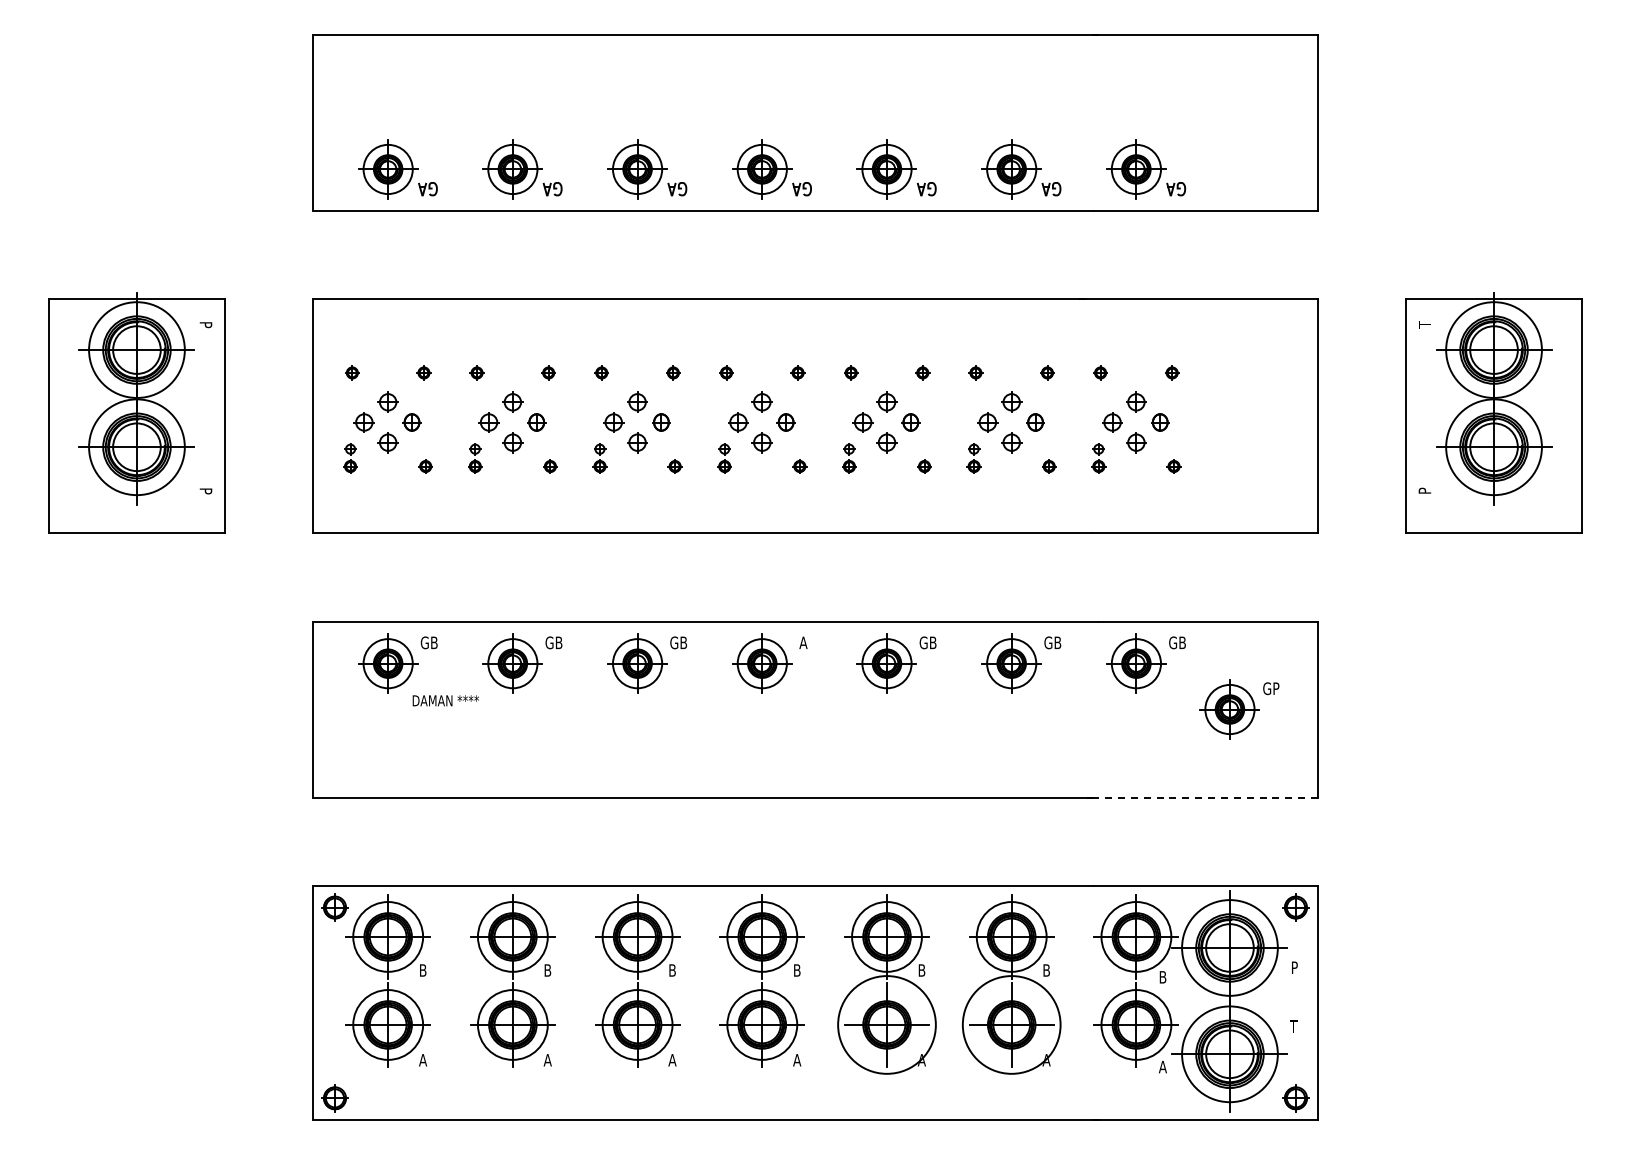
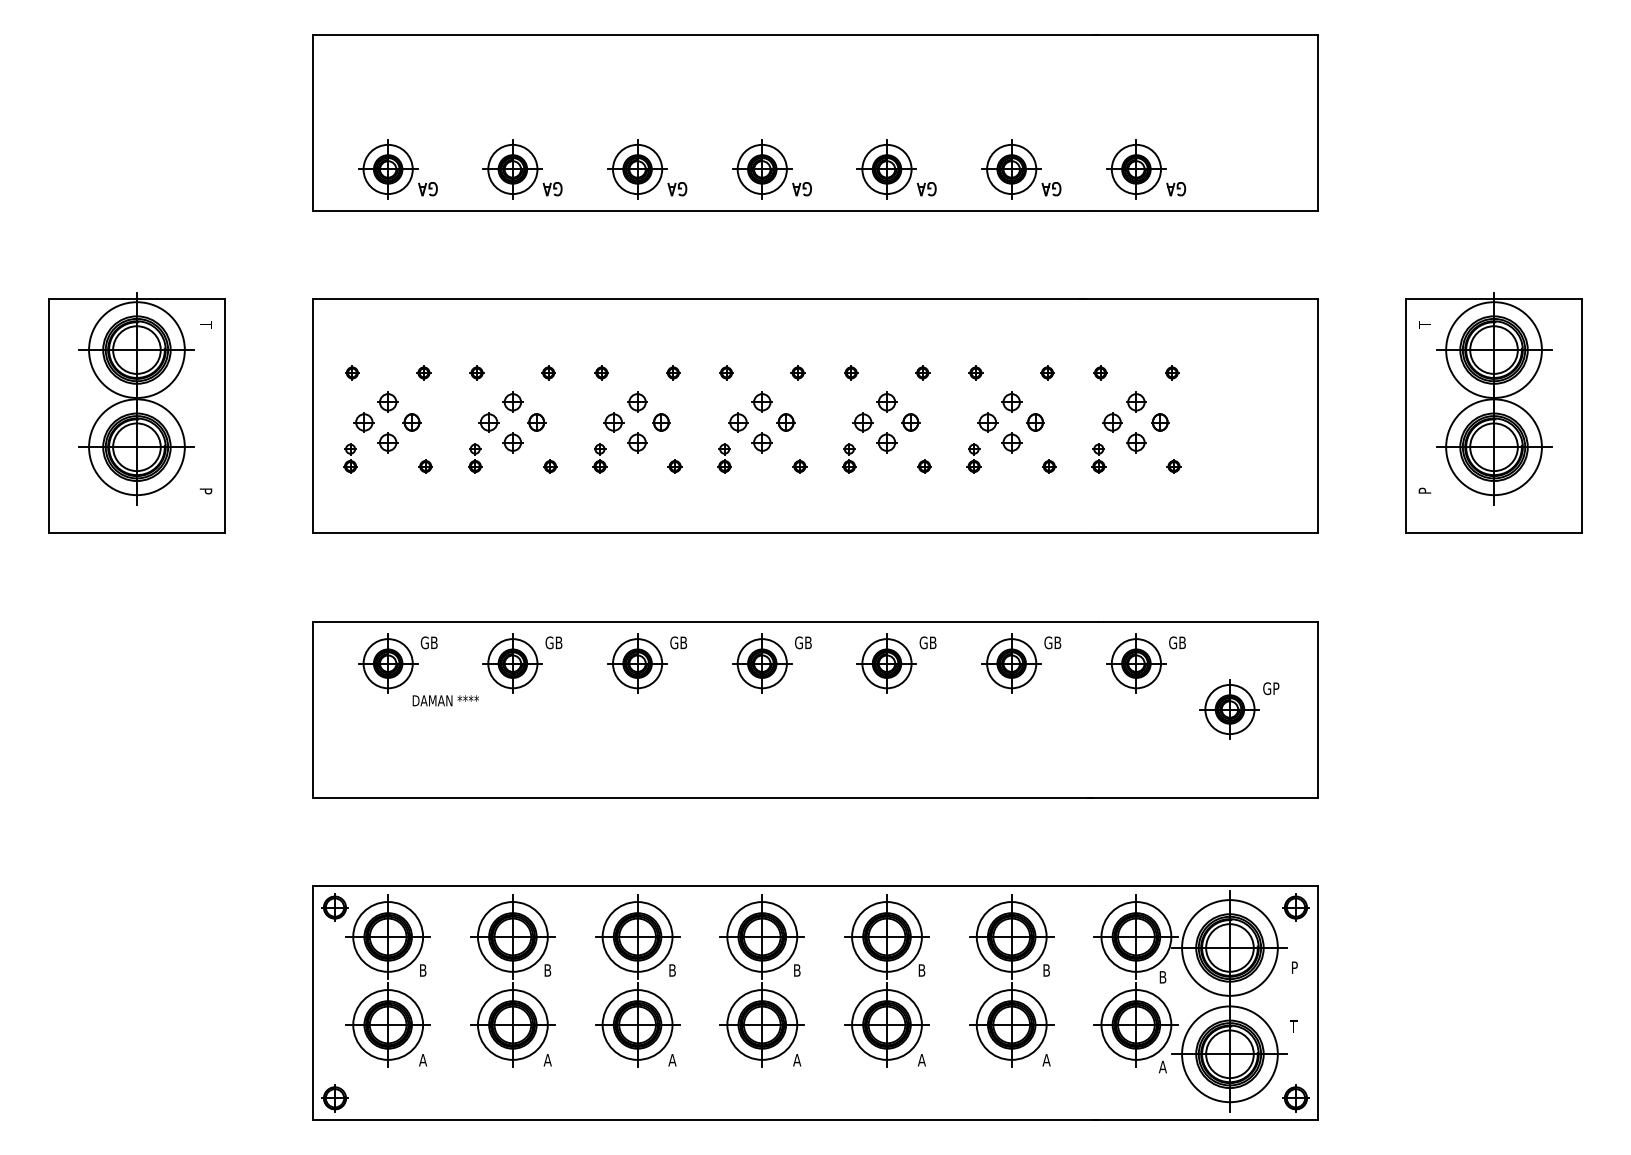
text: P -> T (205, 324)
text: A -> GB (803, 642)
line: dashed -> solid (1205, 797)
circle diameter: 98 px -> 70 px (886, 1024)
circle diameter: 98 px -> 70 px (1011, 1024)
